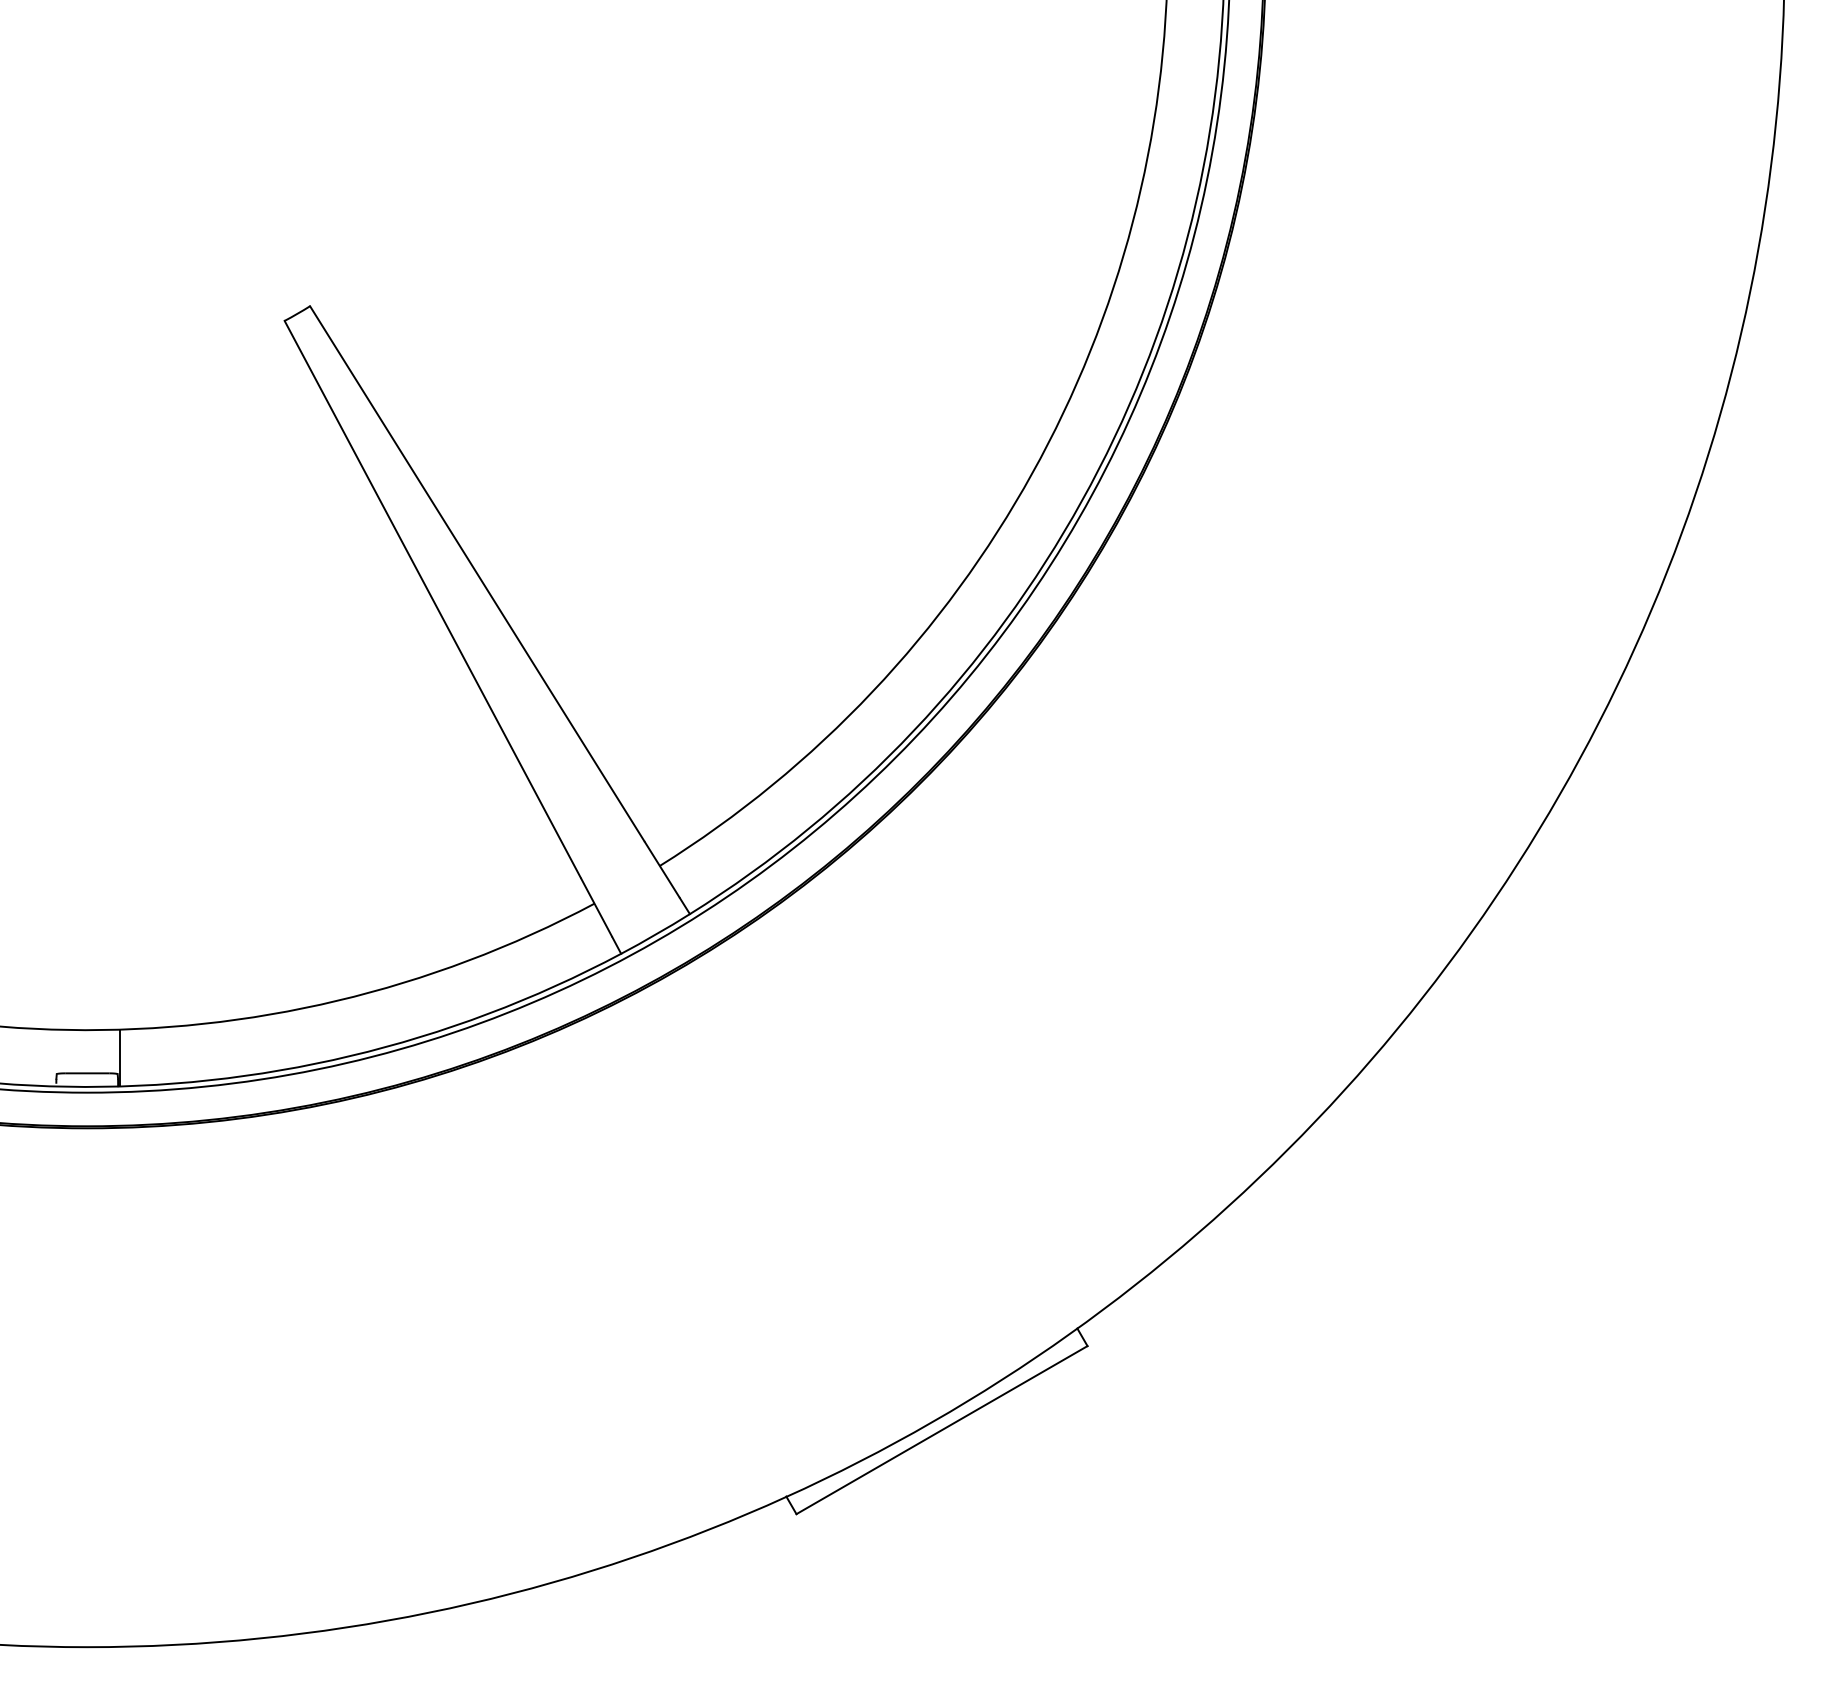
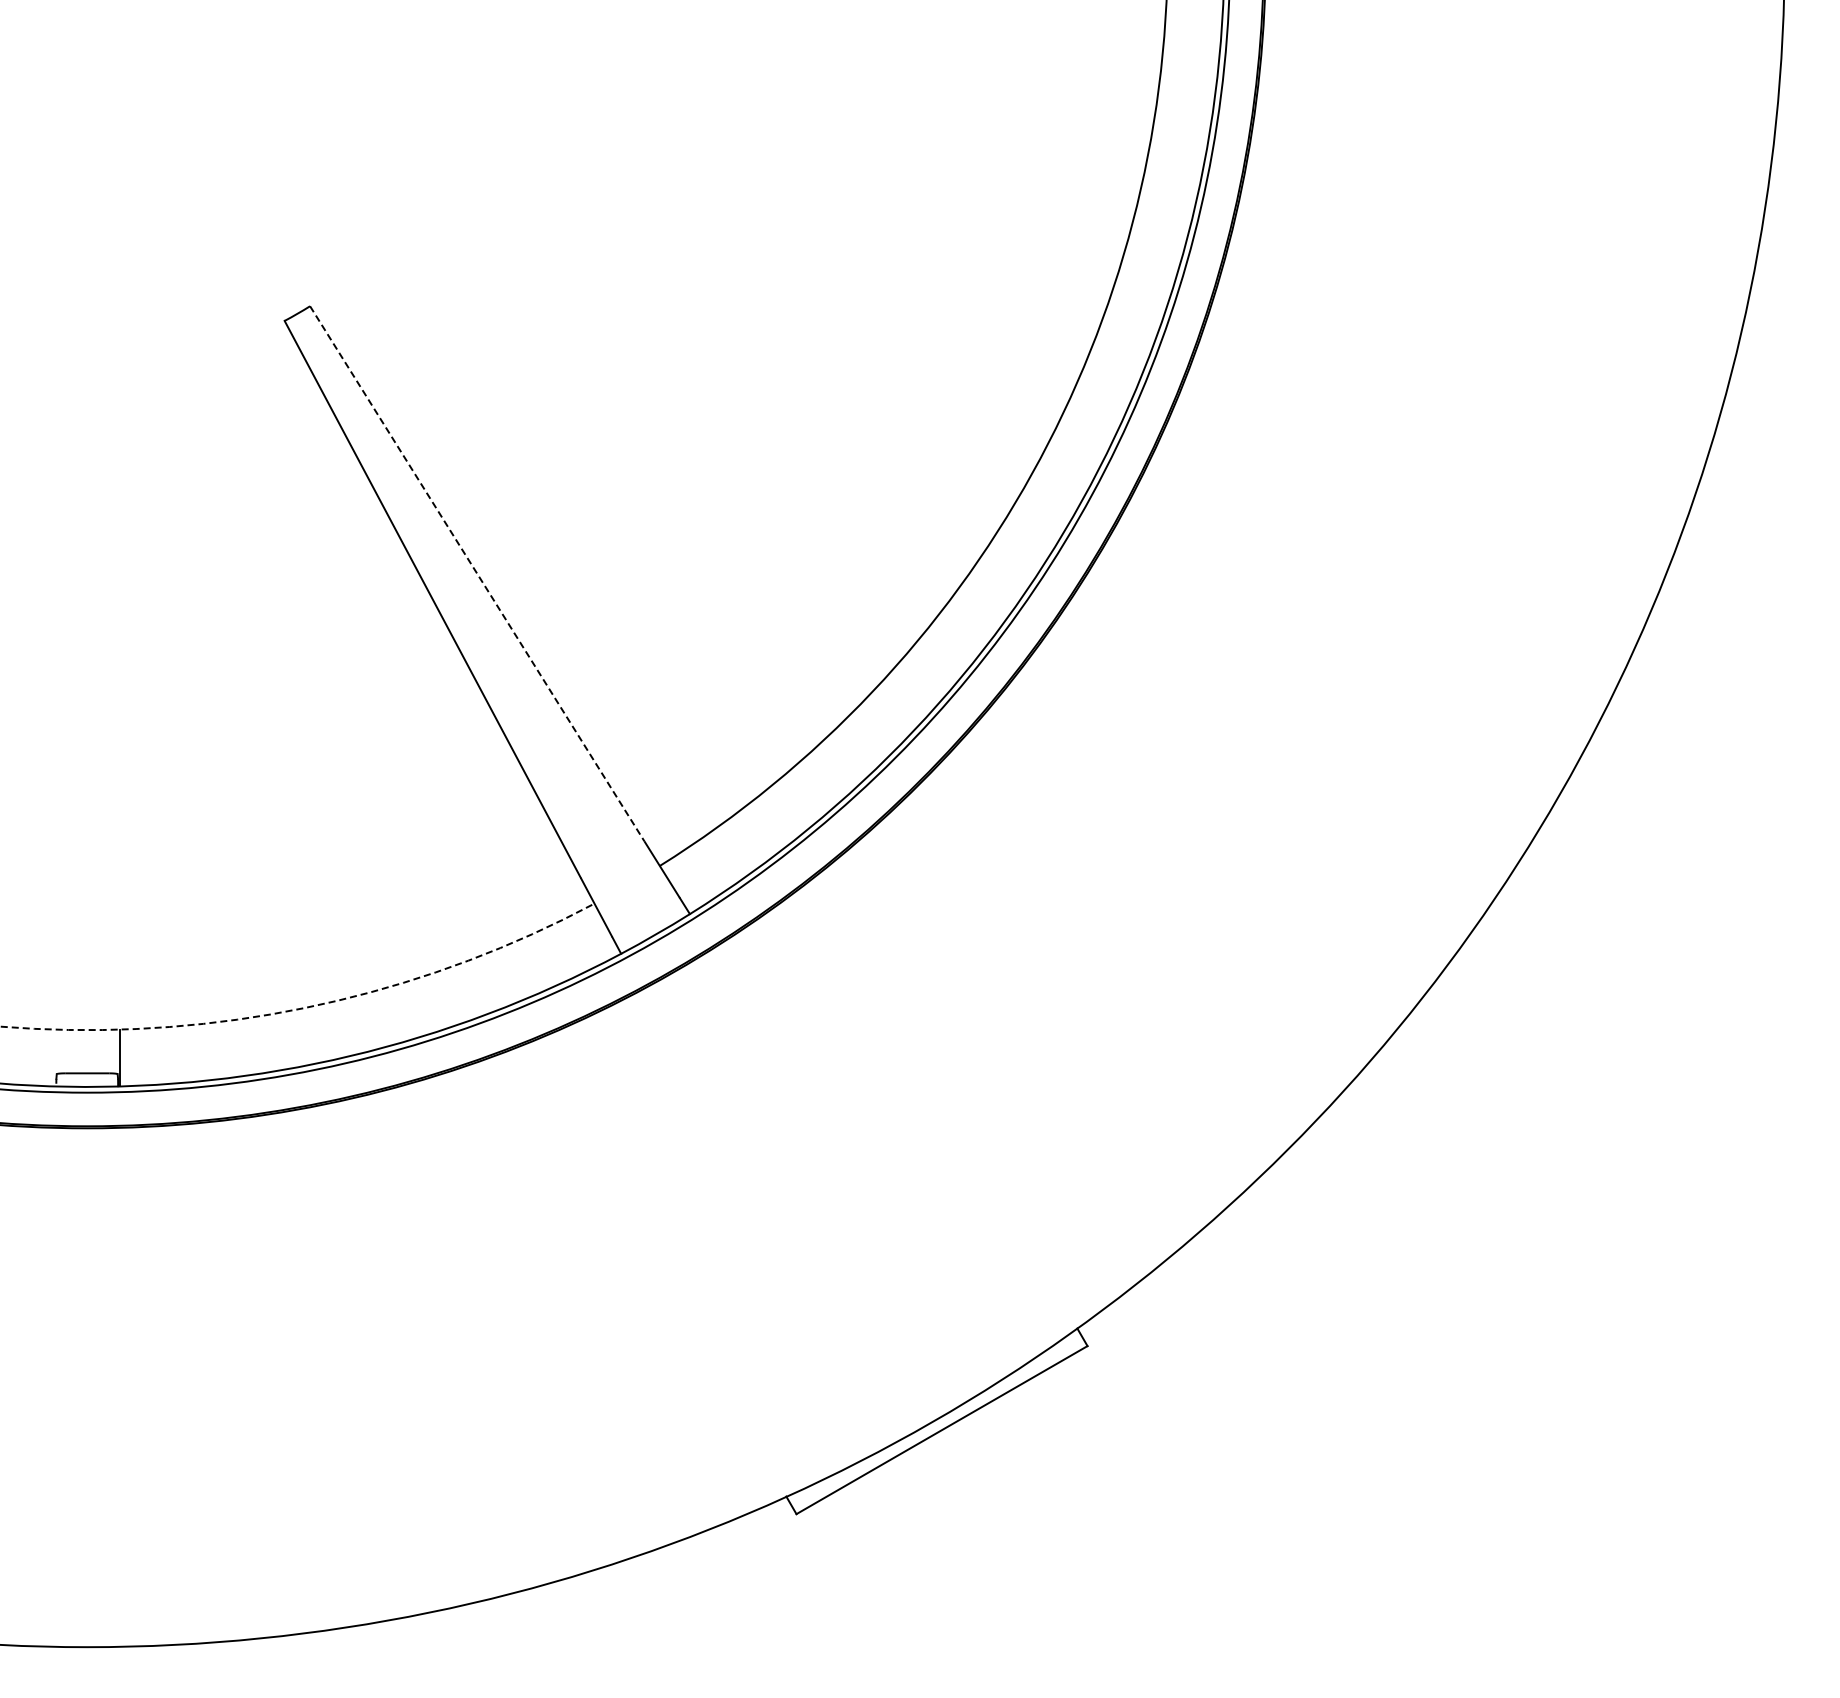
line: solid -> dashed (477, 574)
arc: solid -> dashed (314, 1006)
